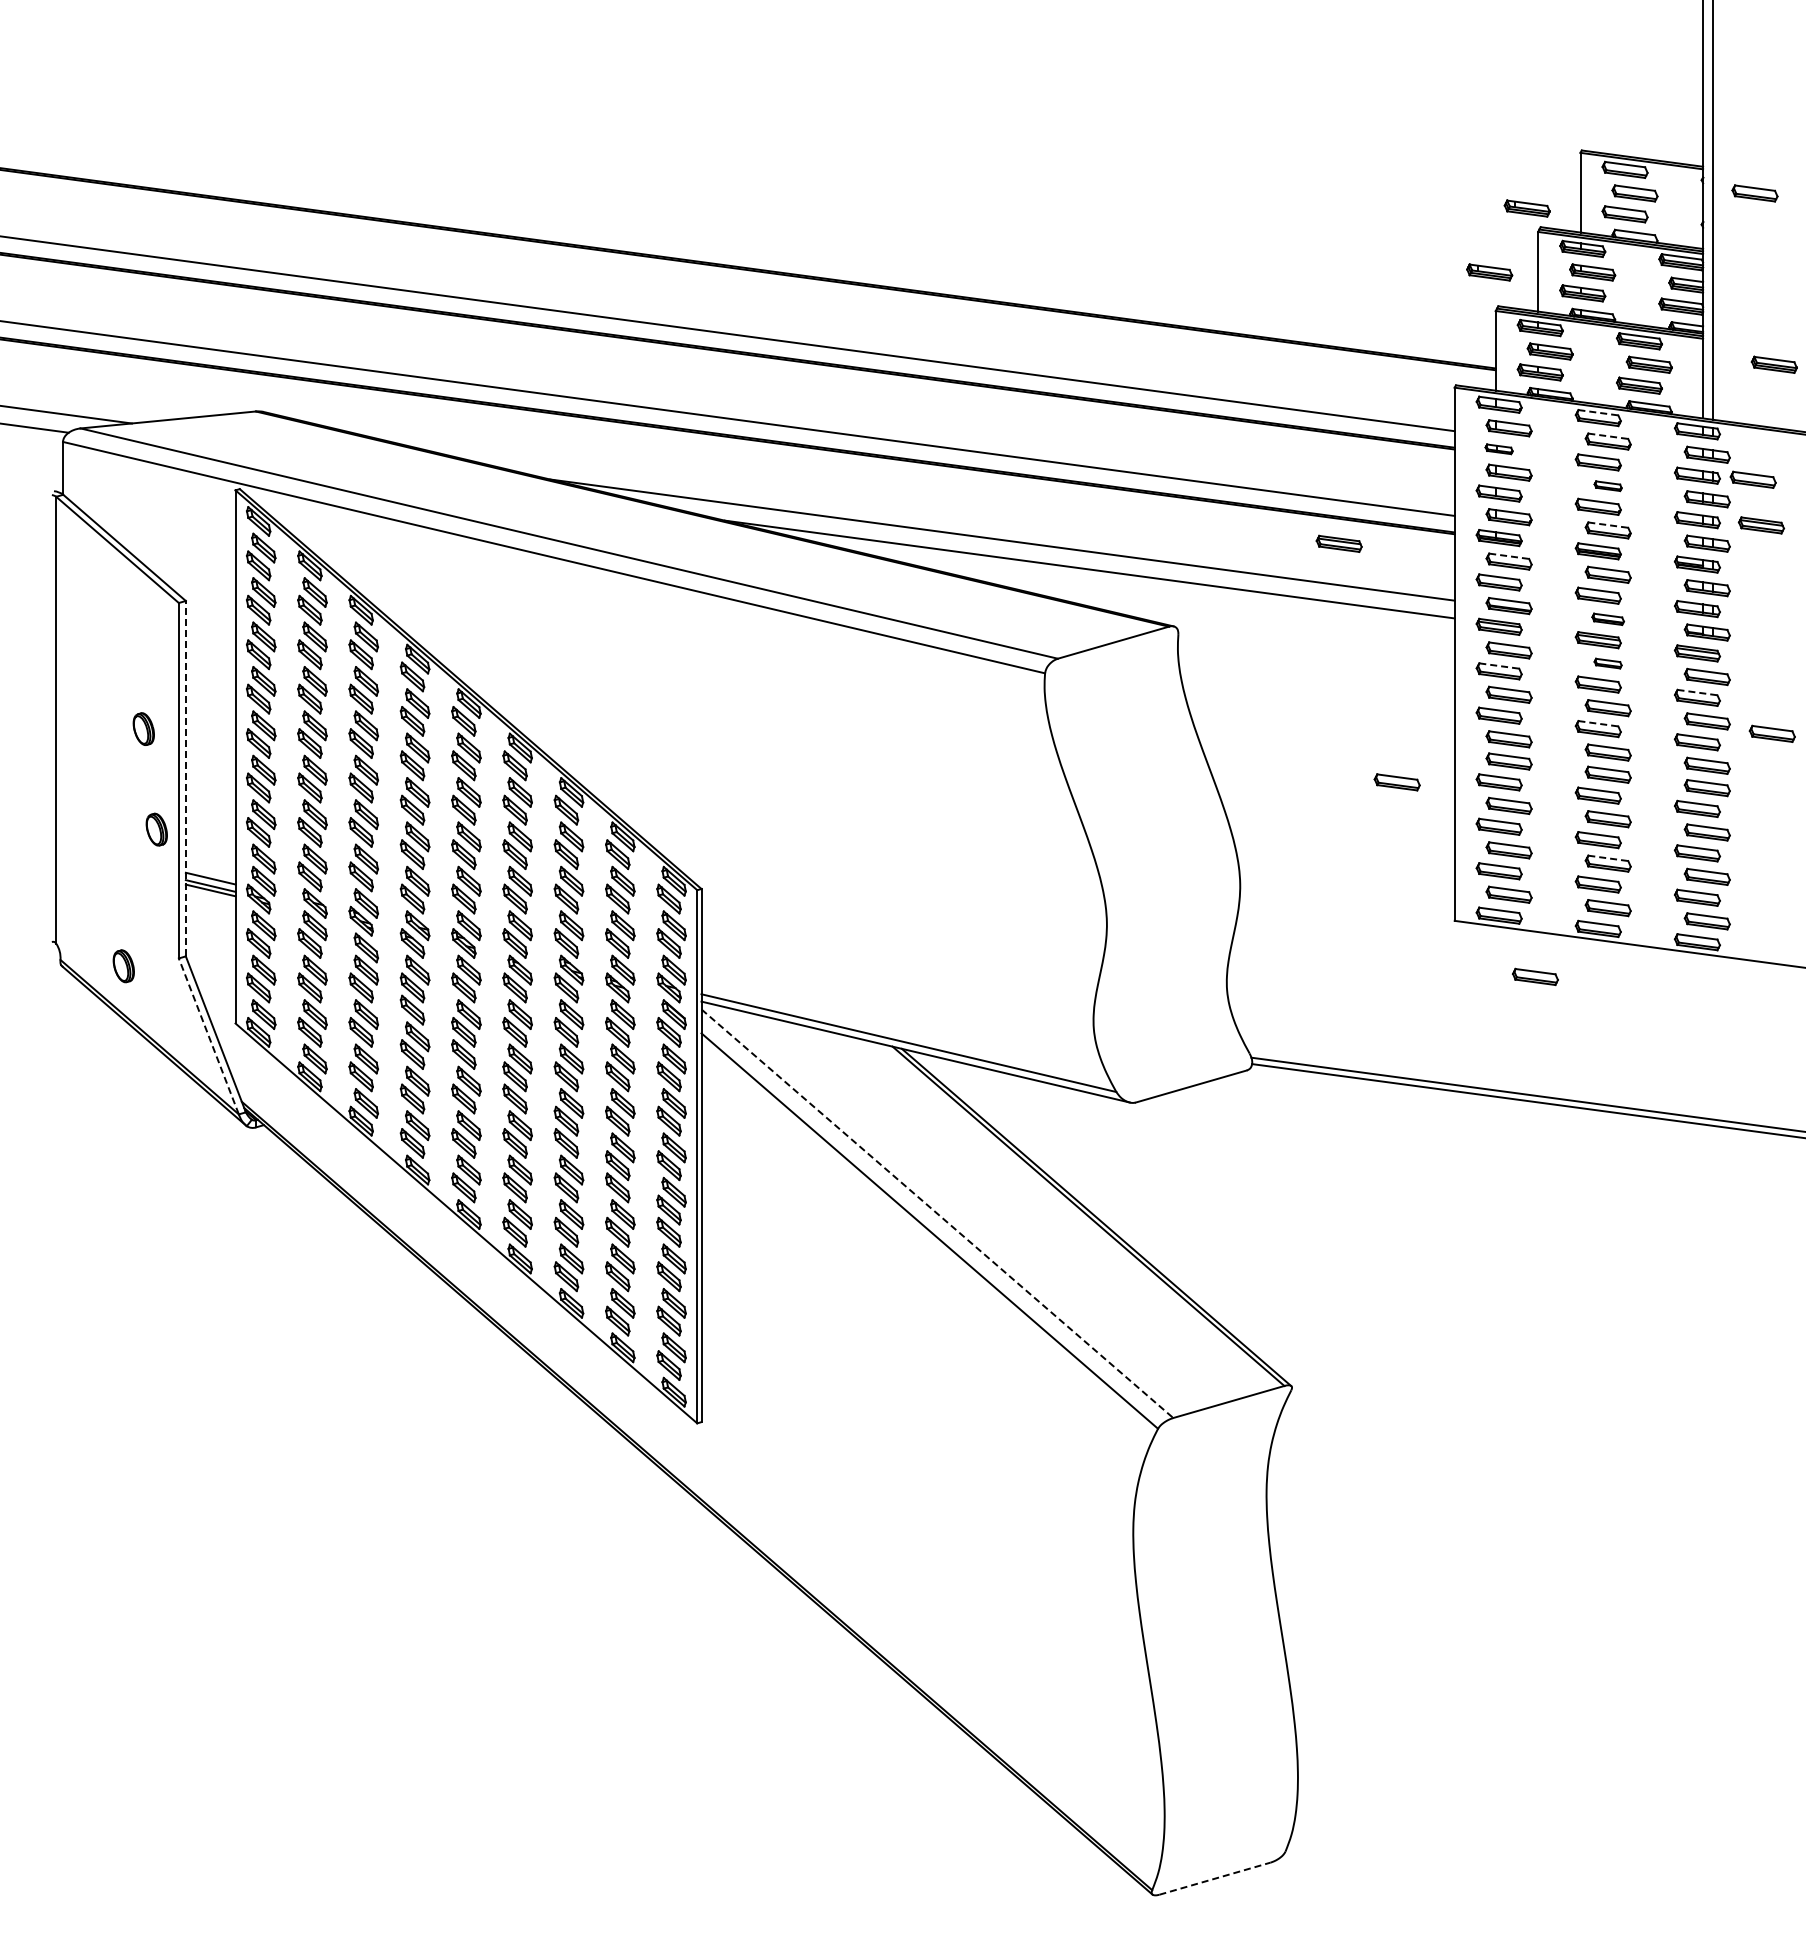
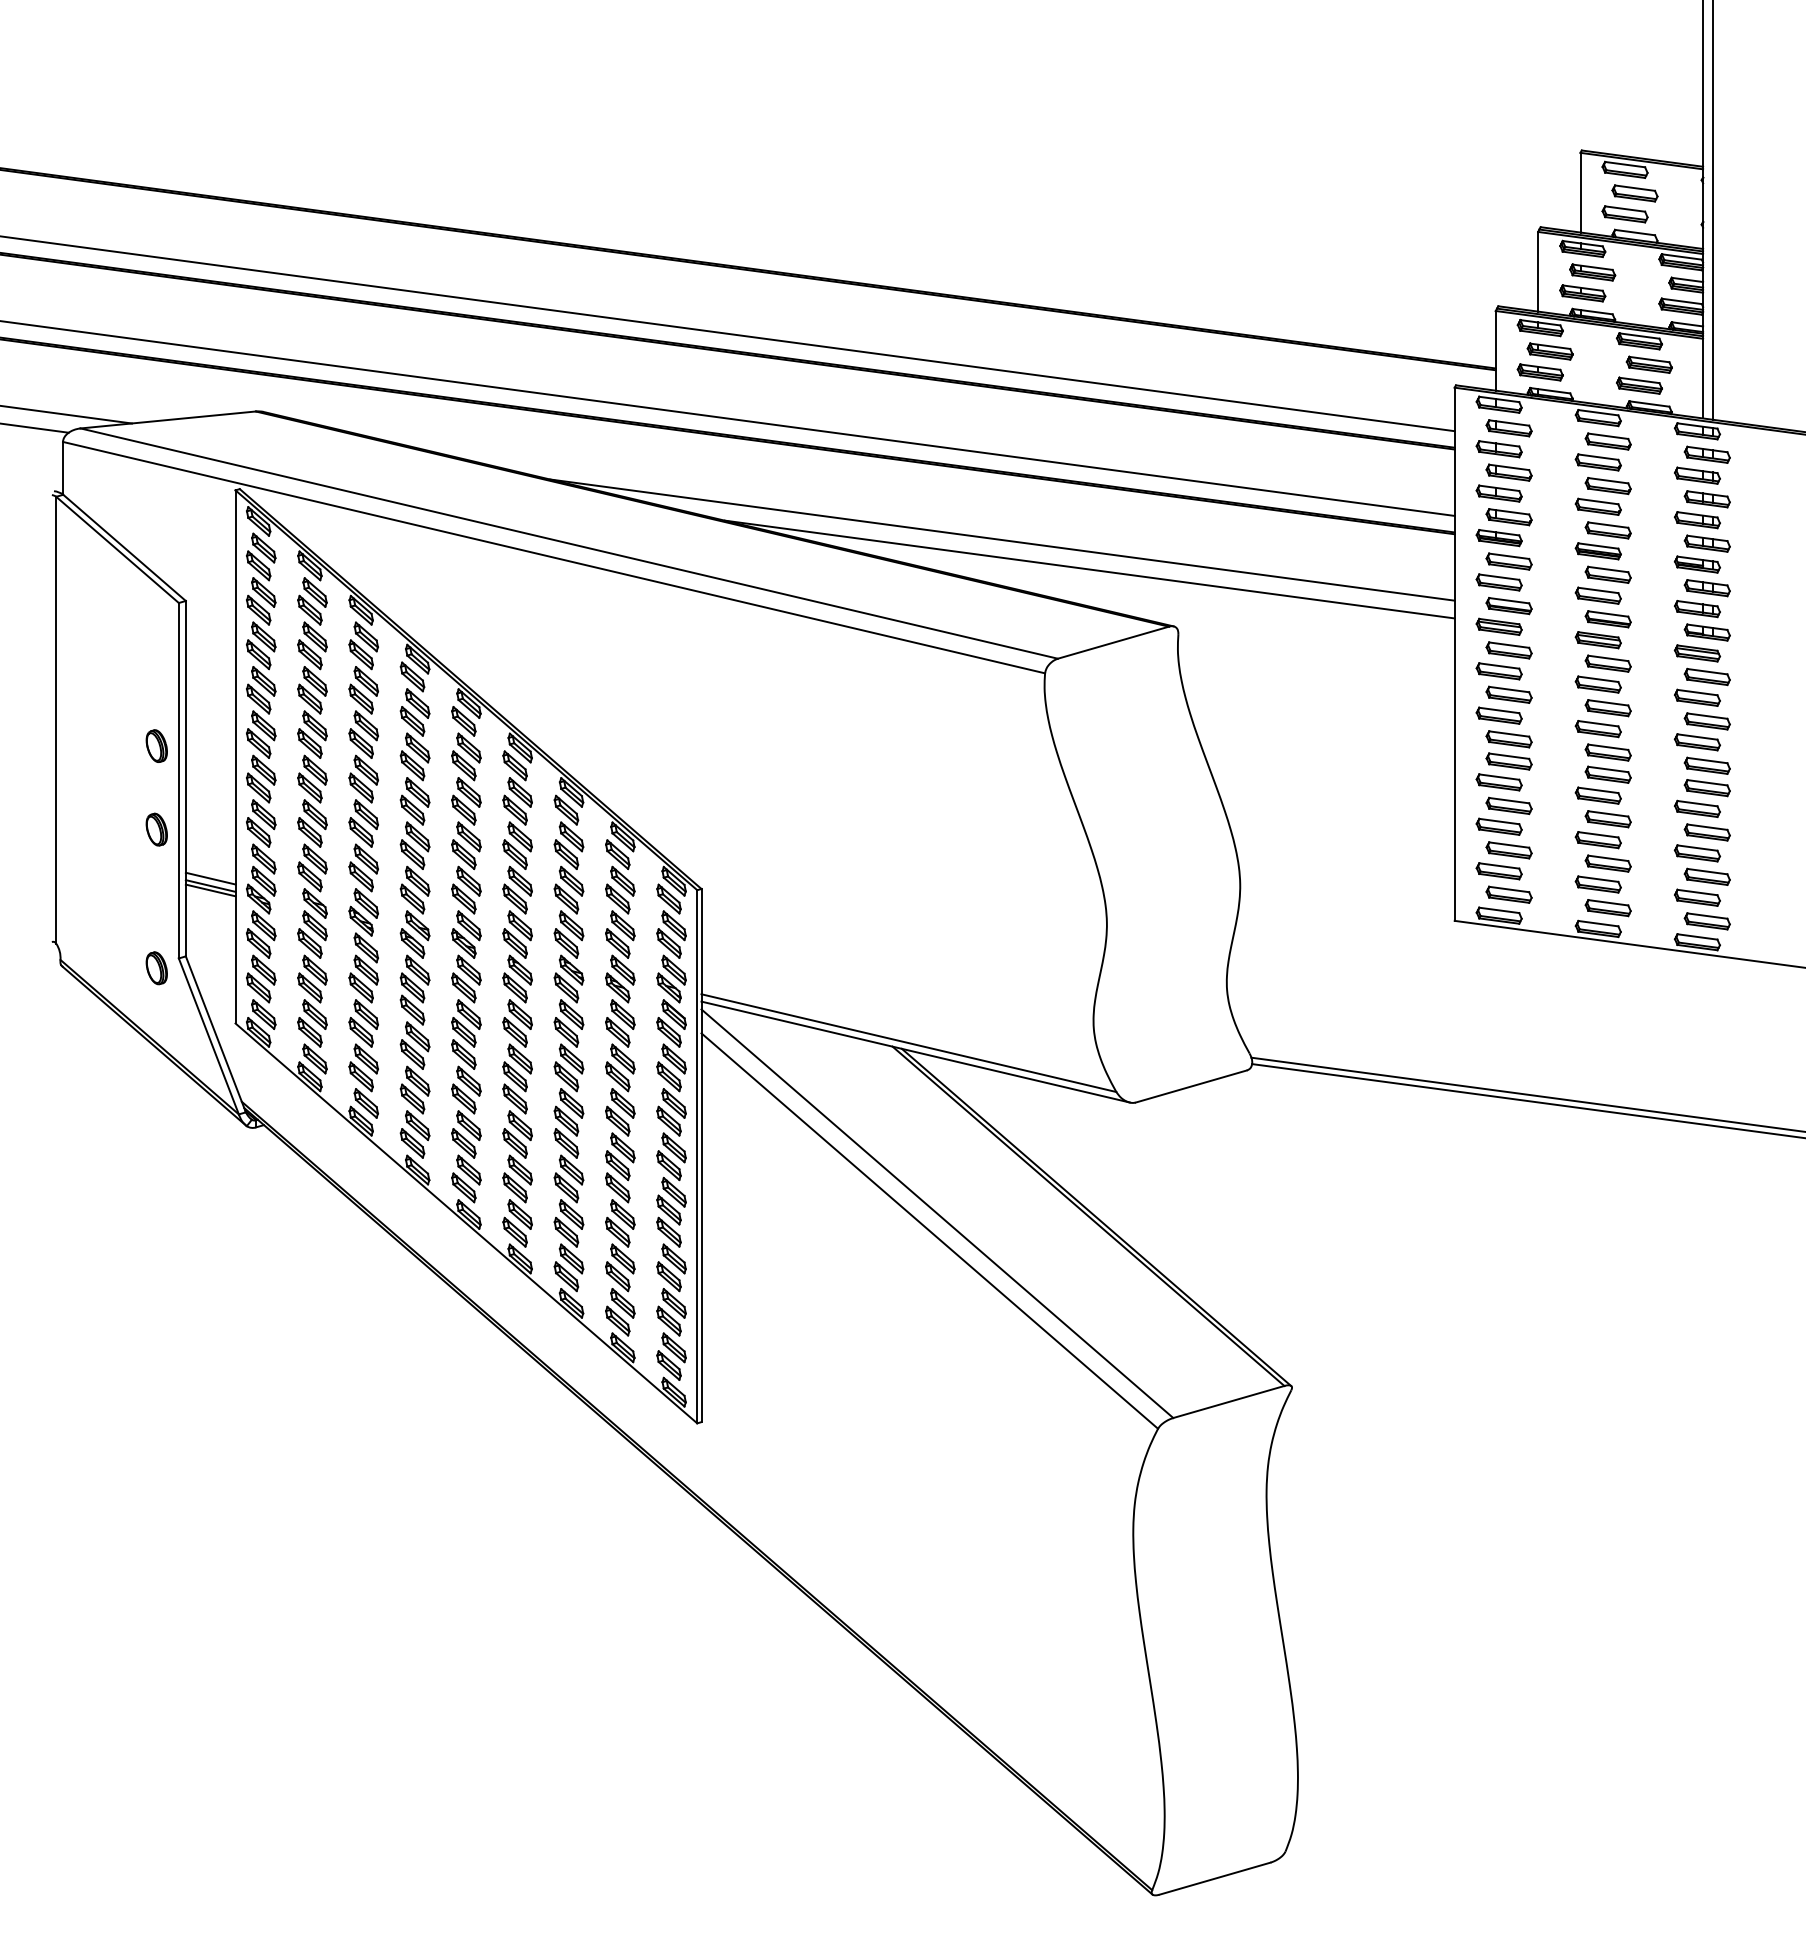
part: present -> none (1754, 193)
part: present -> none (1526, 208)
part: present -> none (1489, 272)
part: present -> none (1773, 364)
line: dashed -> solid (1598, 412)
line: dashed -> solid (1608, 436)
part size: 30x13 px -> 48x19 px (1498, 449)
part: present -> none (1752, 479)
part size: 30x13 px -> 48x19 px (1607, 486)
line: dashed -> solid (1608, 525)
part: present -> none (1761, 525)
part: present -> none (1338, 543)
line: dashed -> solid (1509, 556)
part size: 34x14 px -> 48x19 px (1607, 619)
part size: 30x13 px -> 48x19 px (1607, 663)
line: dashed -> solid (1499, 666)
line: dashed -> solid (1697, 692)
line: dashed -> solid (1598, 723)
part position: (143, 728) -> (156, 745) (156, 745)
part: present -> none (1771, 733)
line: dashed -> solid (185, 778)
part: present -> none (1396, 782)
line: dashed -> solid (1608, 858)
part position: (123, 966) -> (156, 968) (156, 968)
part: present -> none (1535, 976)
line: dashed -> solid (208, 1036)
line: dashed -> solid (937, 1214)
line: dashed -> solid (1214, 1878)
